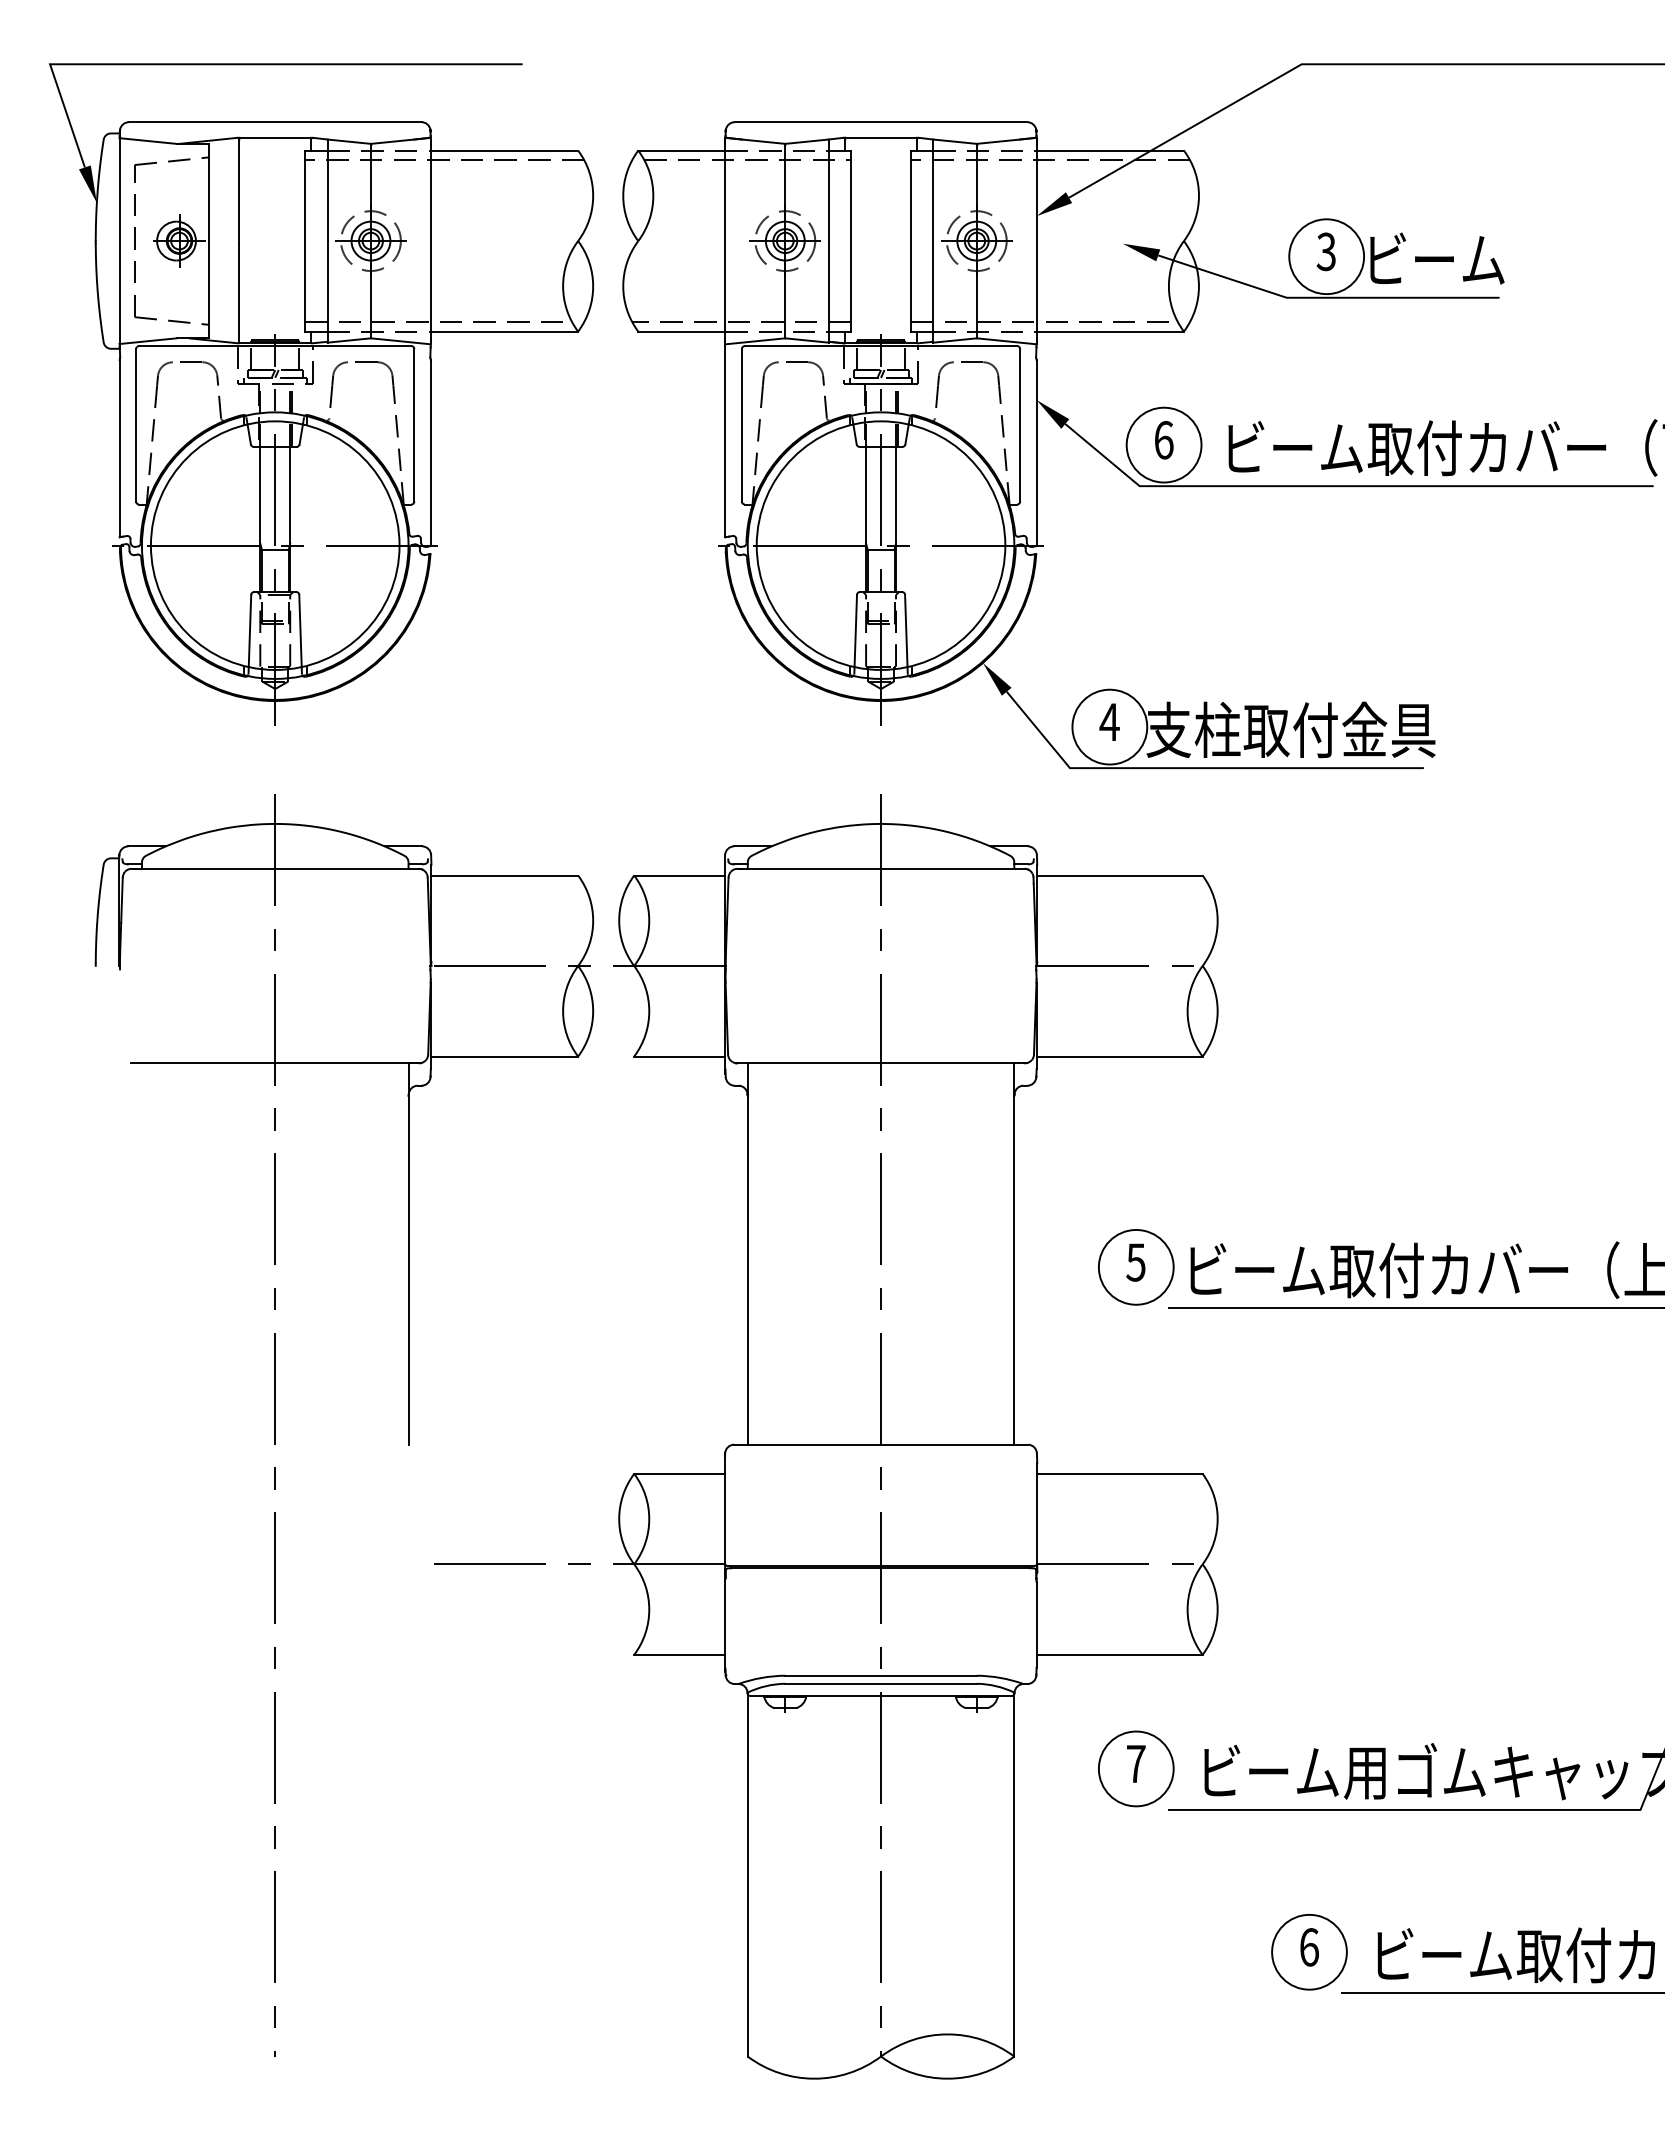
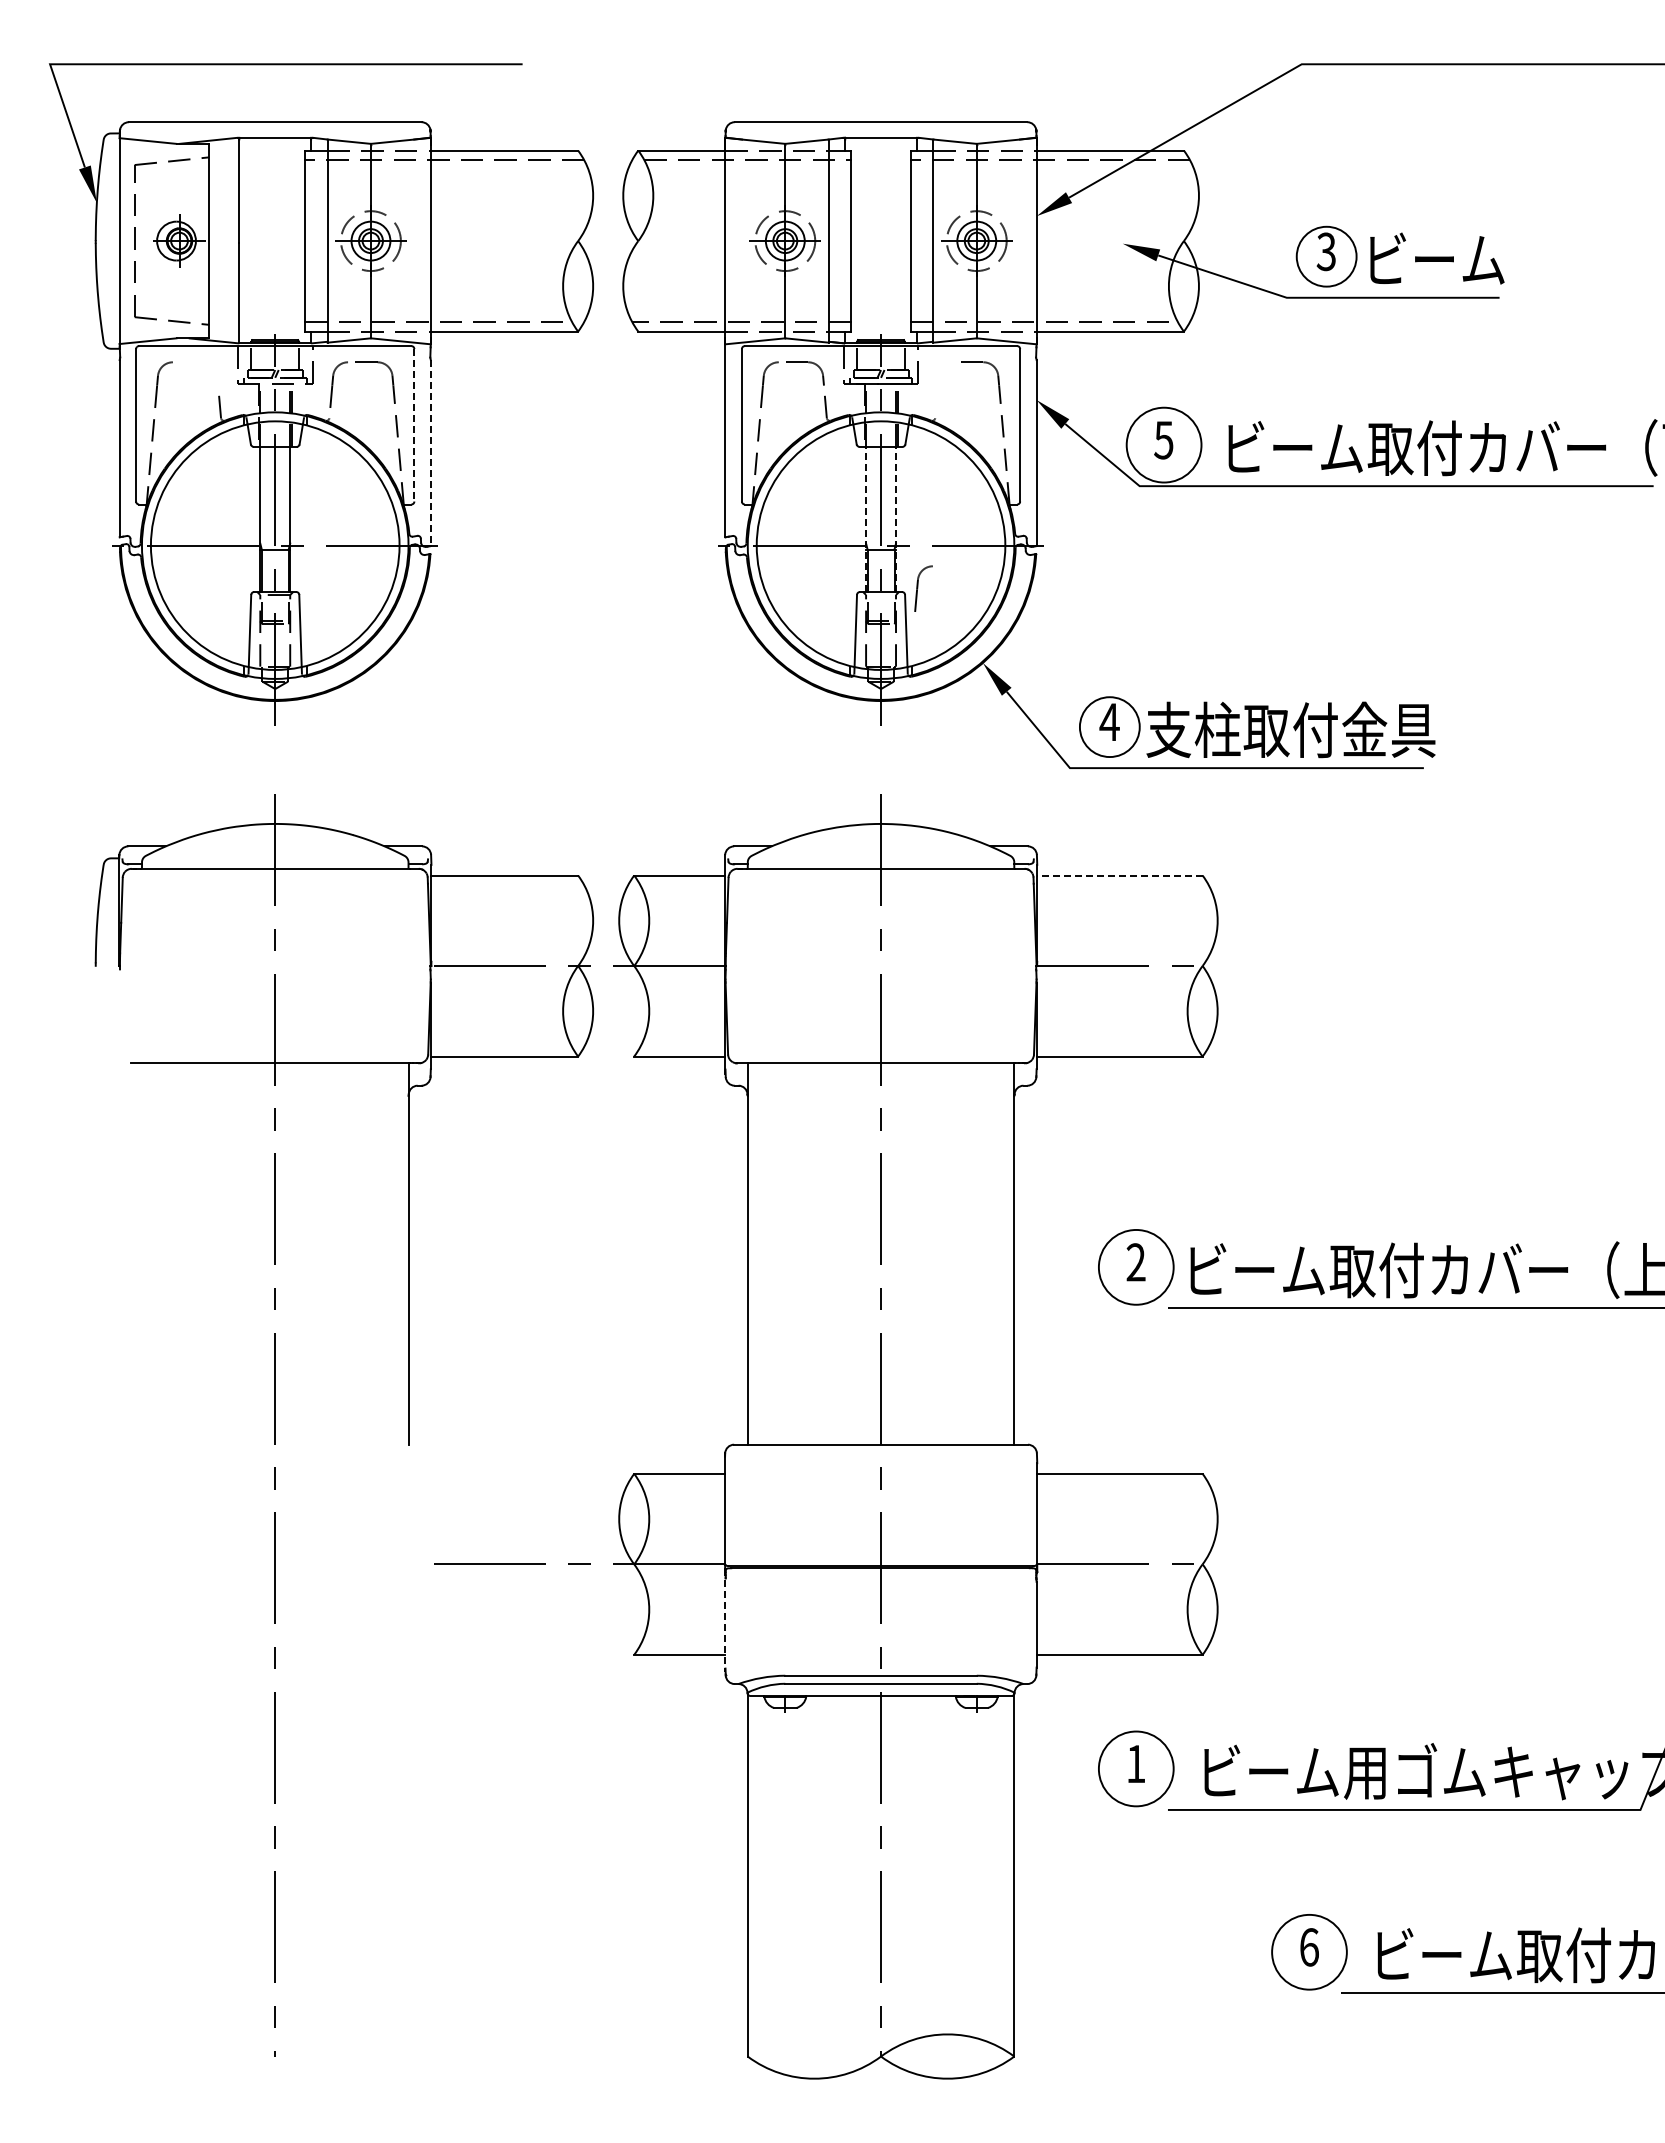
circle diameter: 75 px -> 60 px (1326, 256)
part: present -> none (202, 363)
part position: (944, 384) -> (923, 588) (923, 588)
line: solid -> dashed (414, 425)
text: 6 -> 5 (1163, 440)
line: solid -> dashed (430, 453)
line: solid -> dashed (866, 519)
line: solid -> dashed (896, 519)
circle diameter: 75 px -> 60 px (1109, 727)
line: solid -> dashed (1119, 875)
text: 5 -> 2 (1135, 1262)
line: solid -> dashed (725, 1621)
text: 7 -> 1 (1136, 1763)
